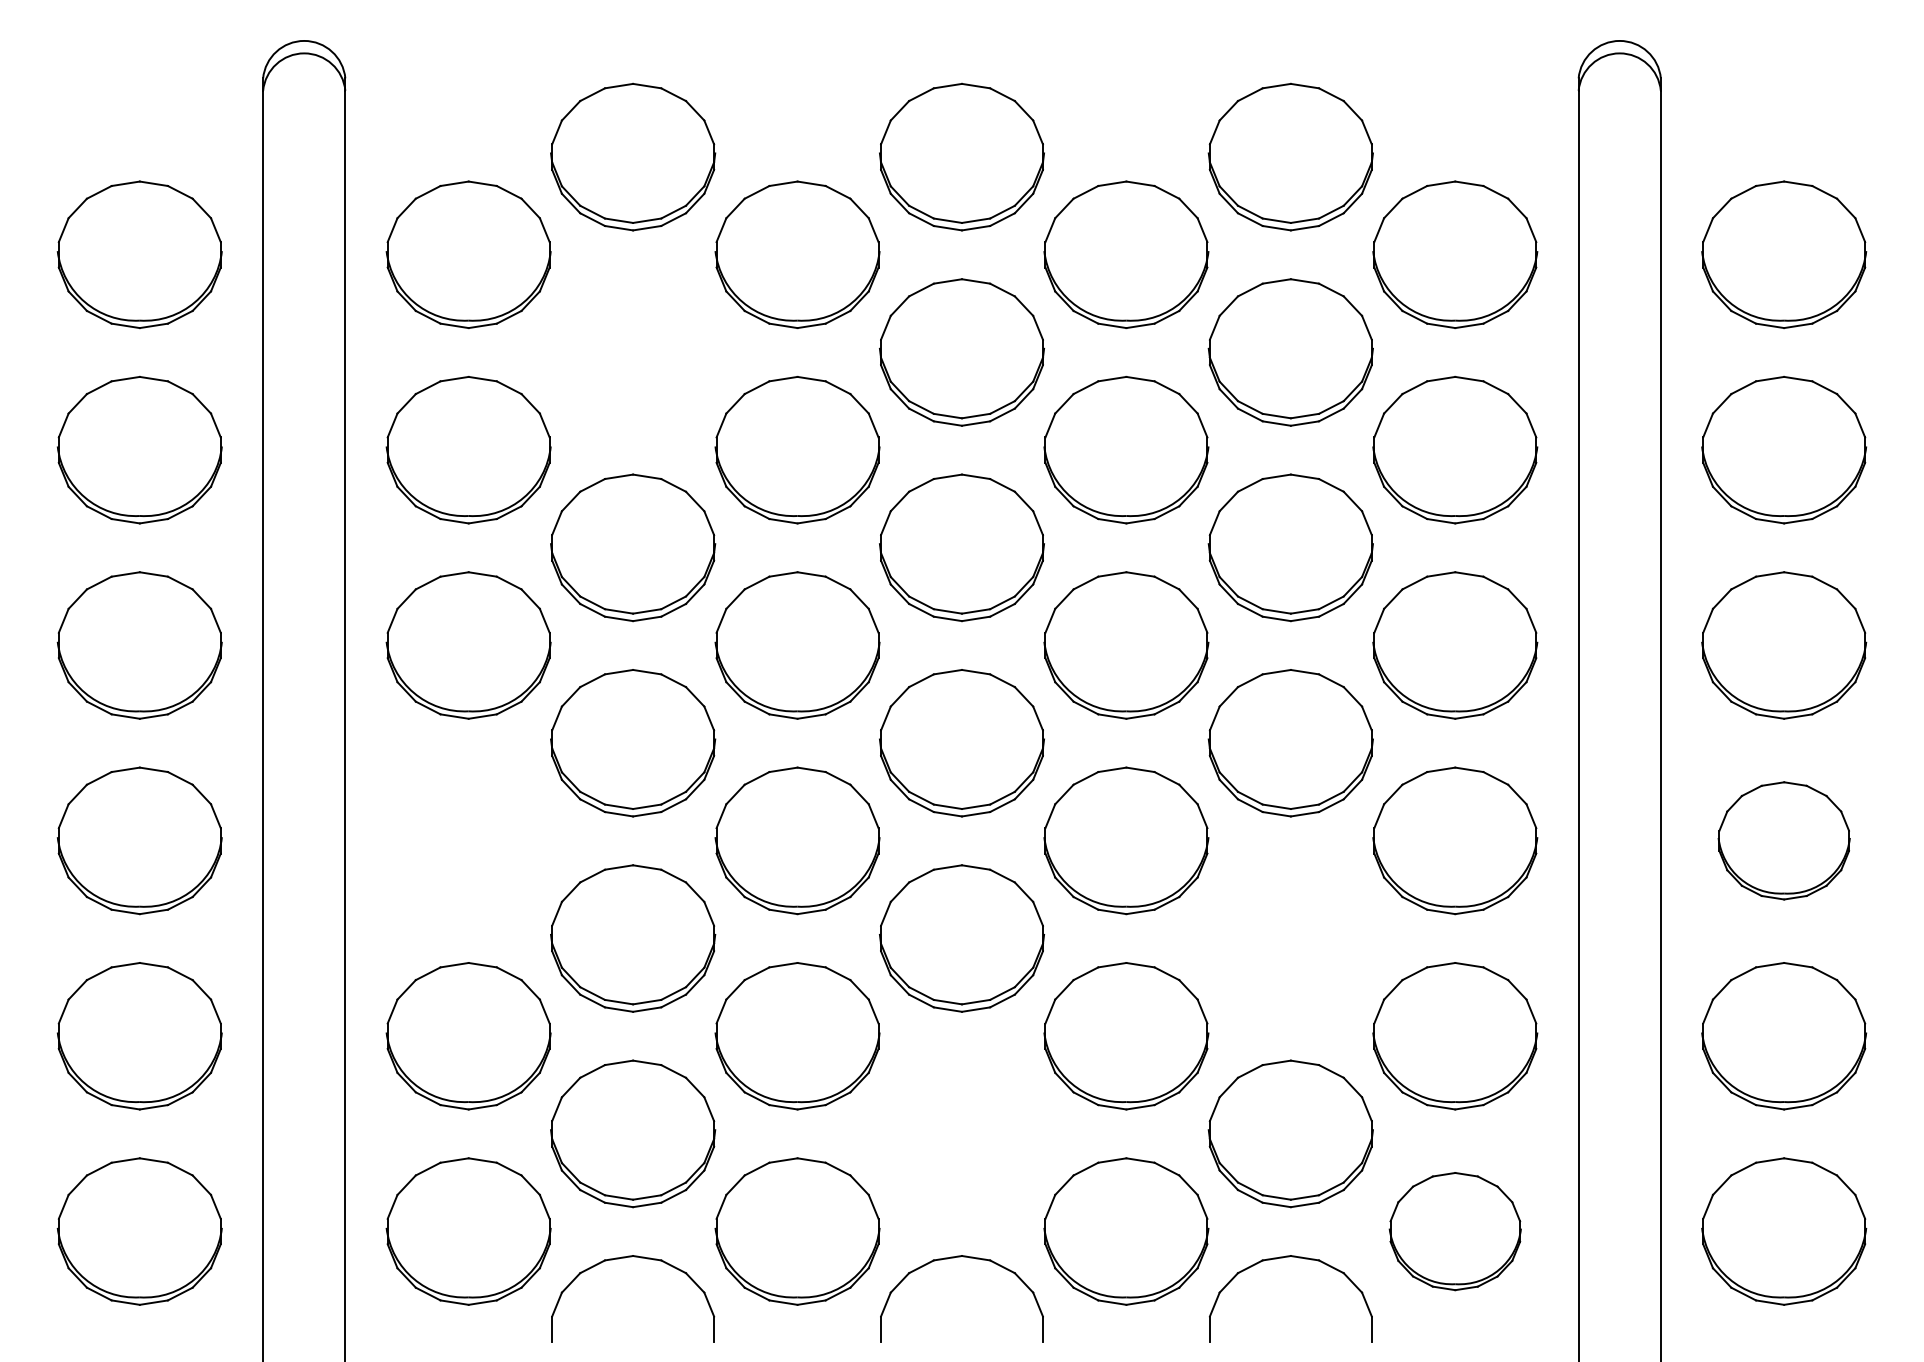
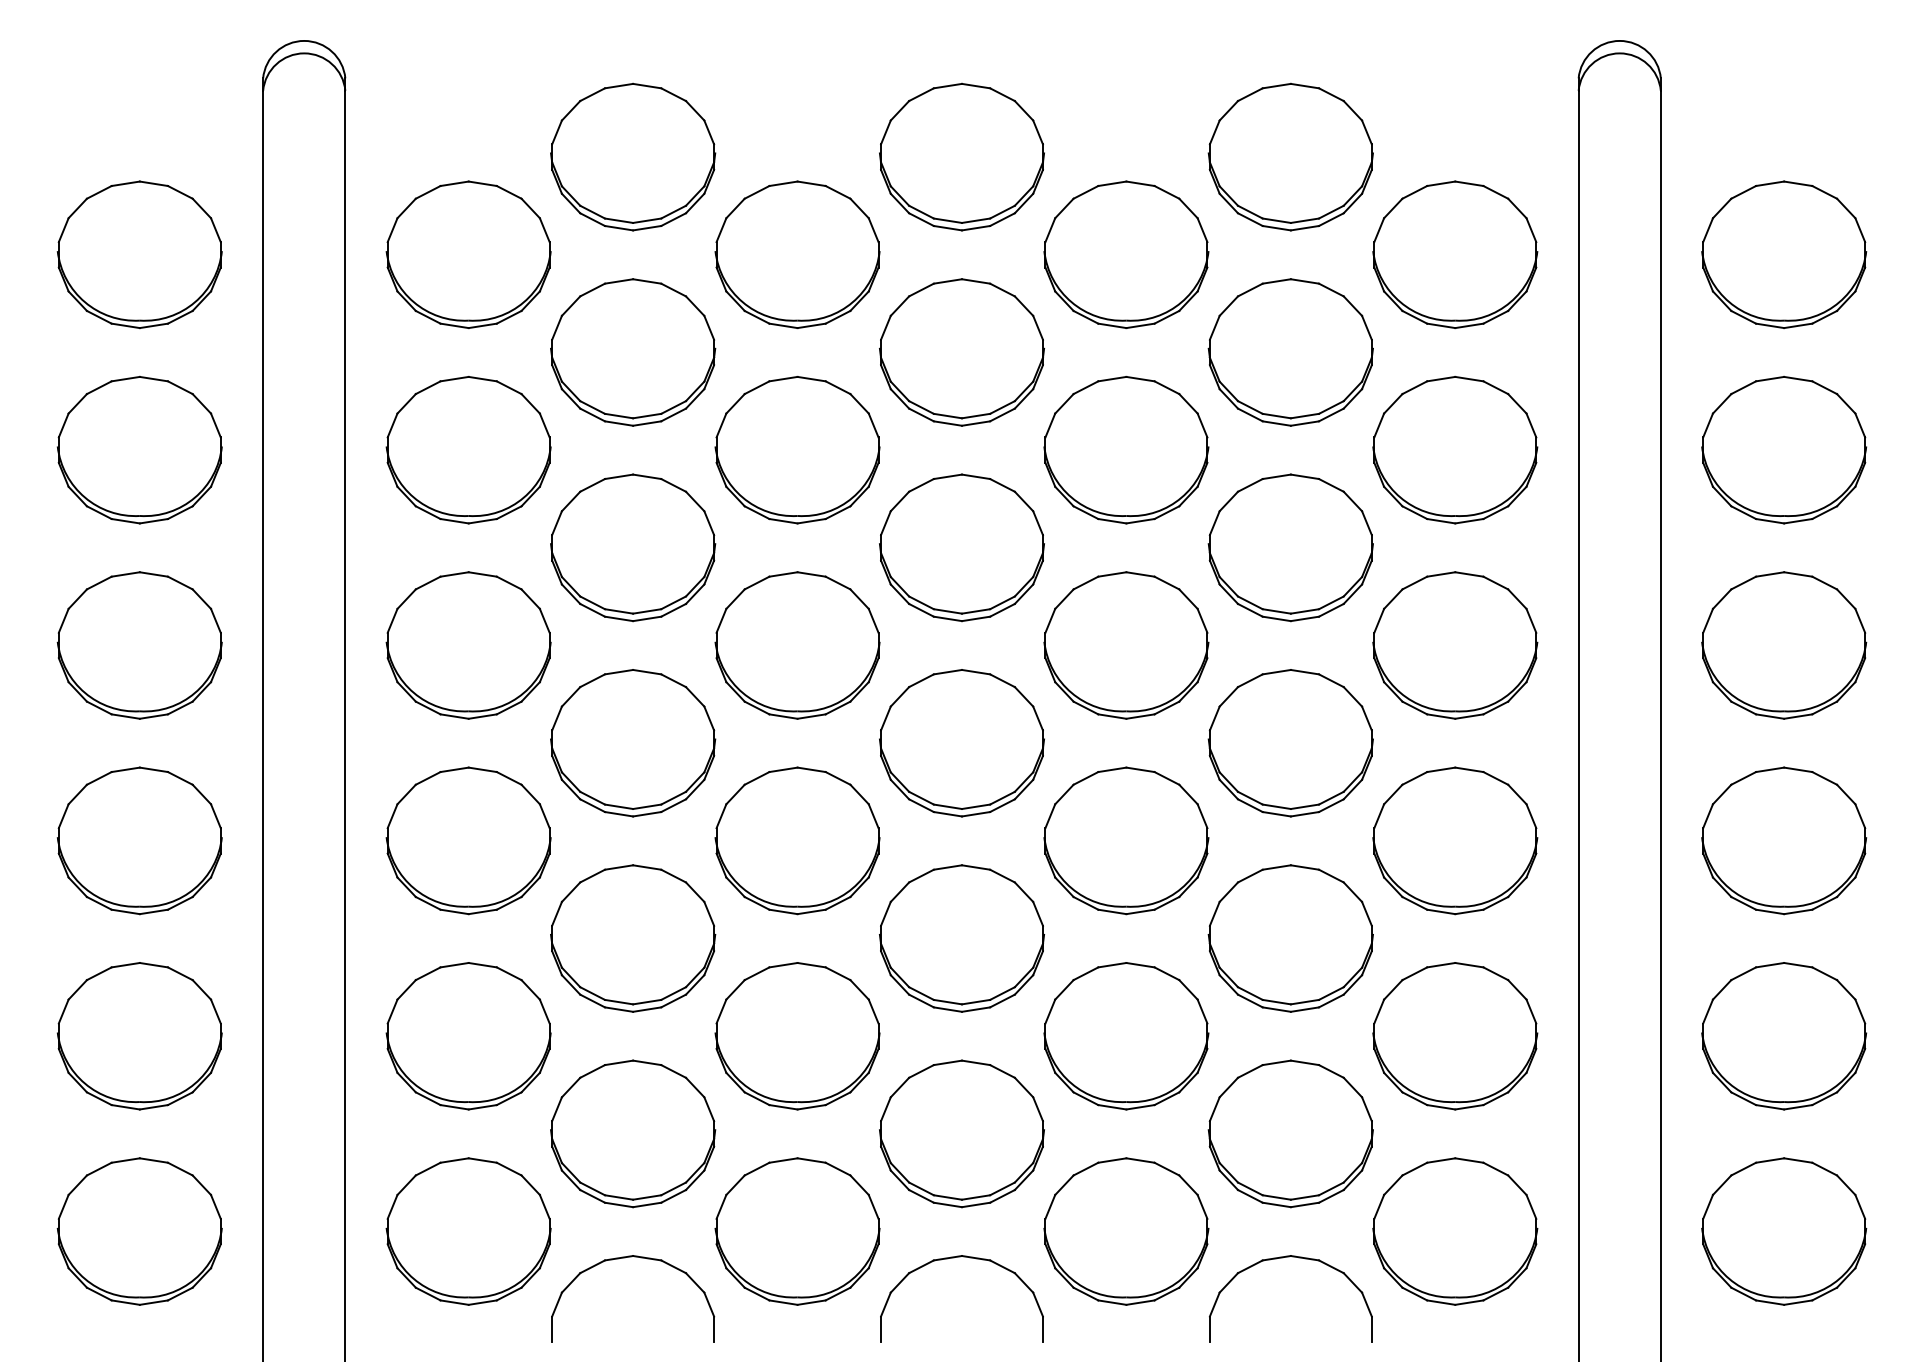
part: none -> present (633, 352)
part: none -> present (468, 840)
part size: 134x120 px -> 167x150 px (1784, 840)
part: none -> present (1290, 938)
part: none -> present (961, 1133)
part size: 134x120 px -> 167x149 px (1455, 1231)
